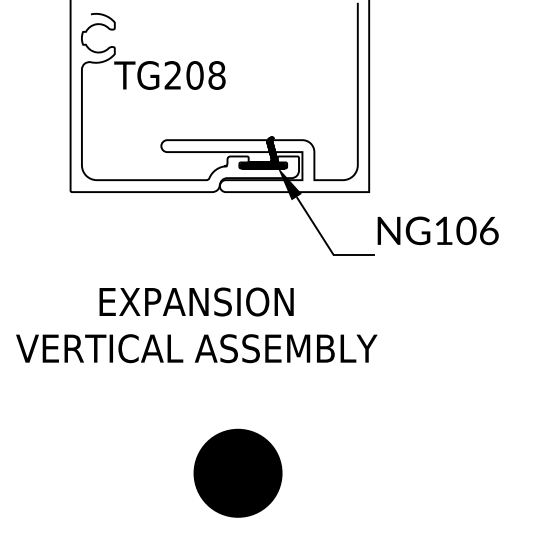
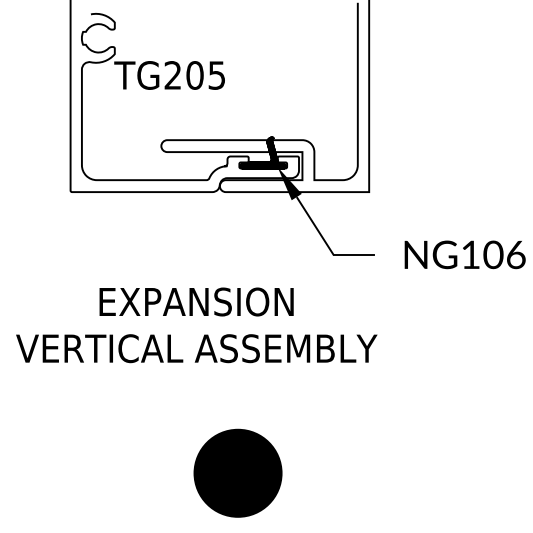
text: TG208 -> TG205 (216, 75)
text position: (437, 230) -> (464, 254) (464, 254)
